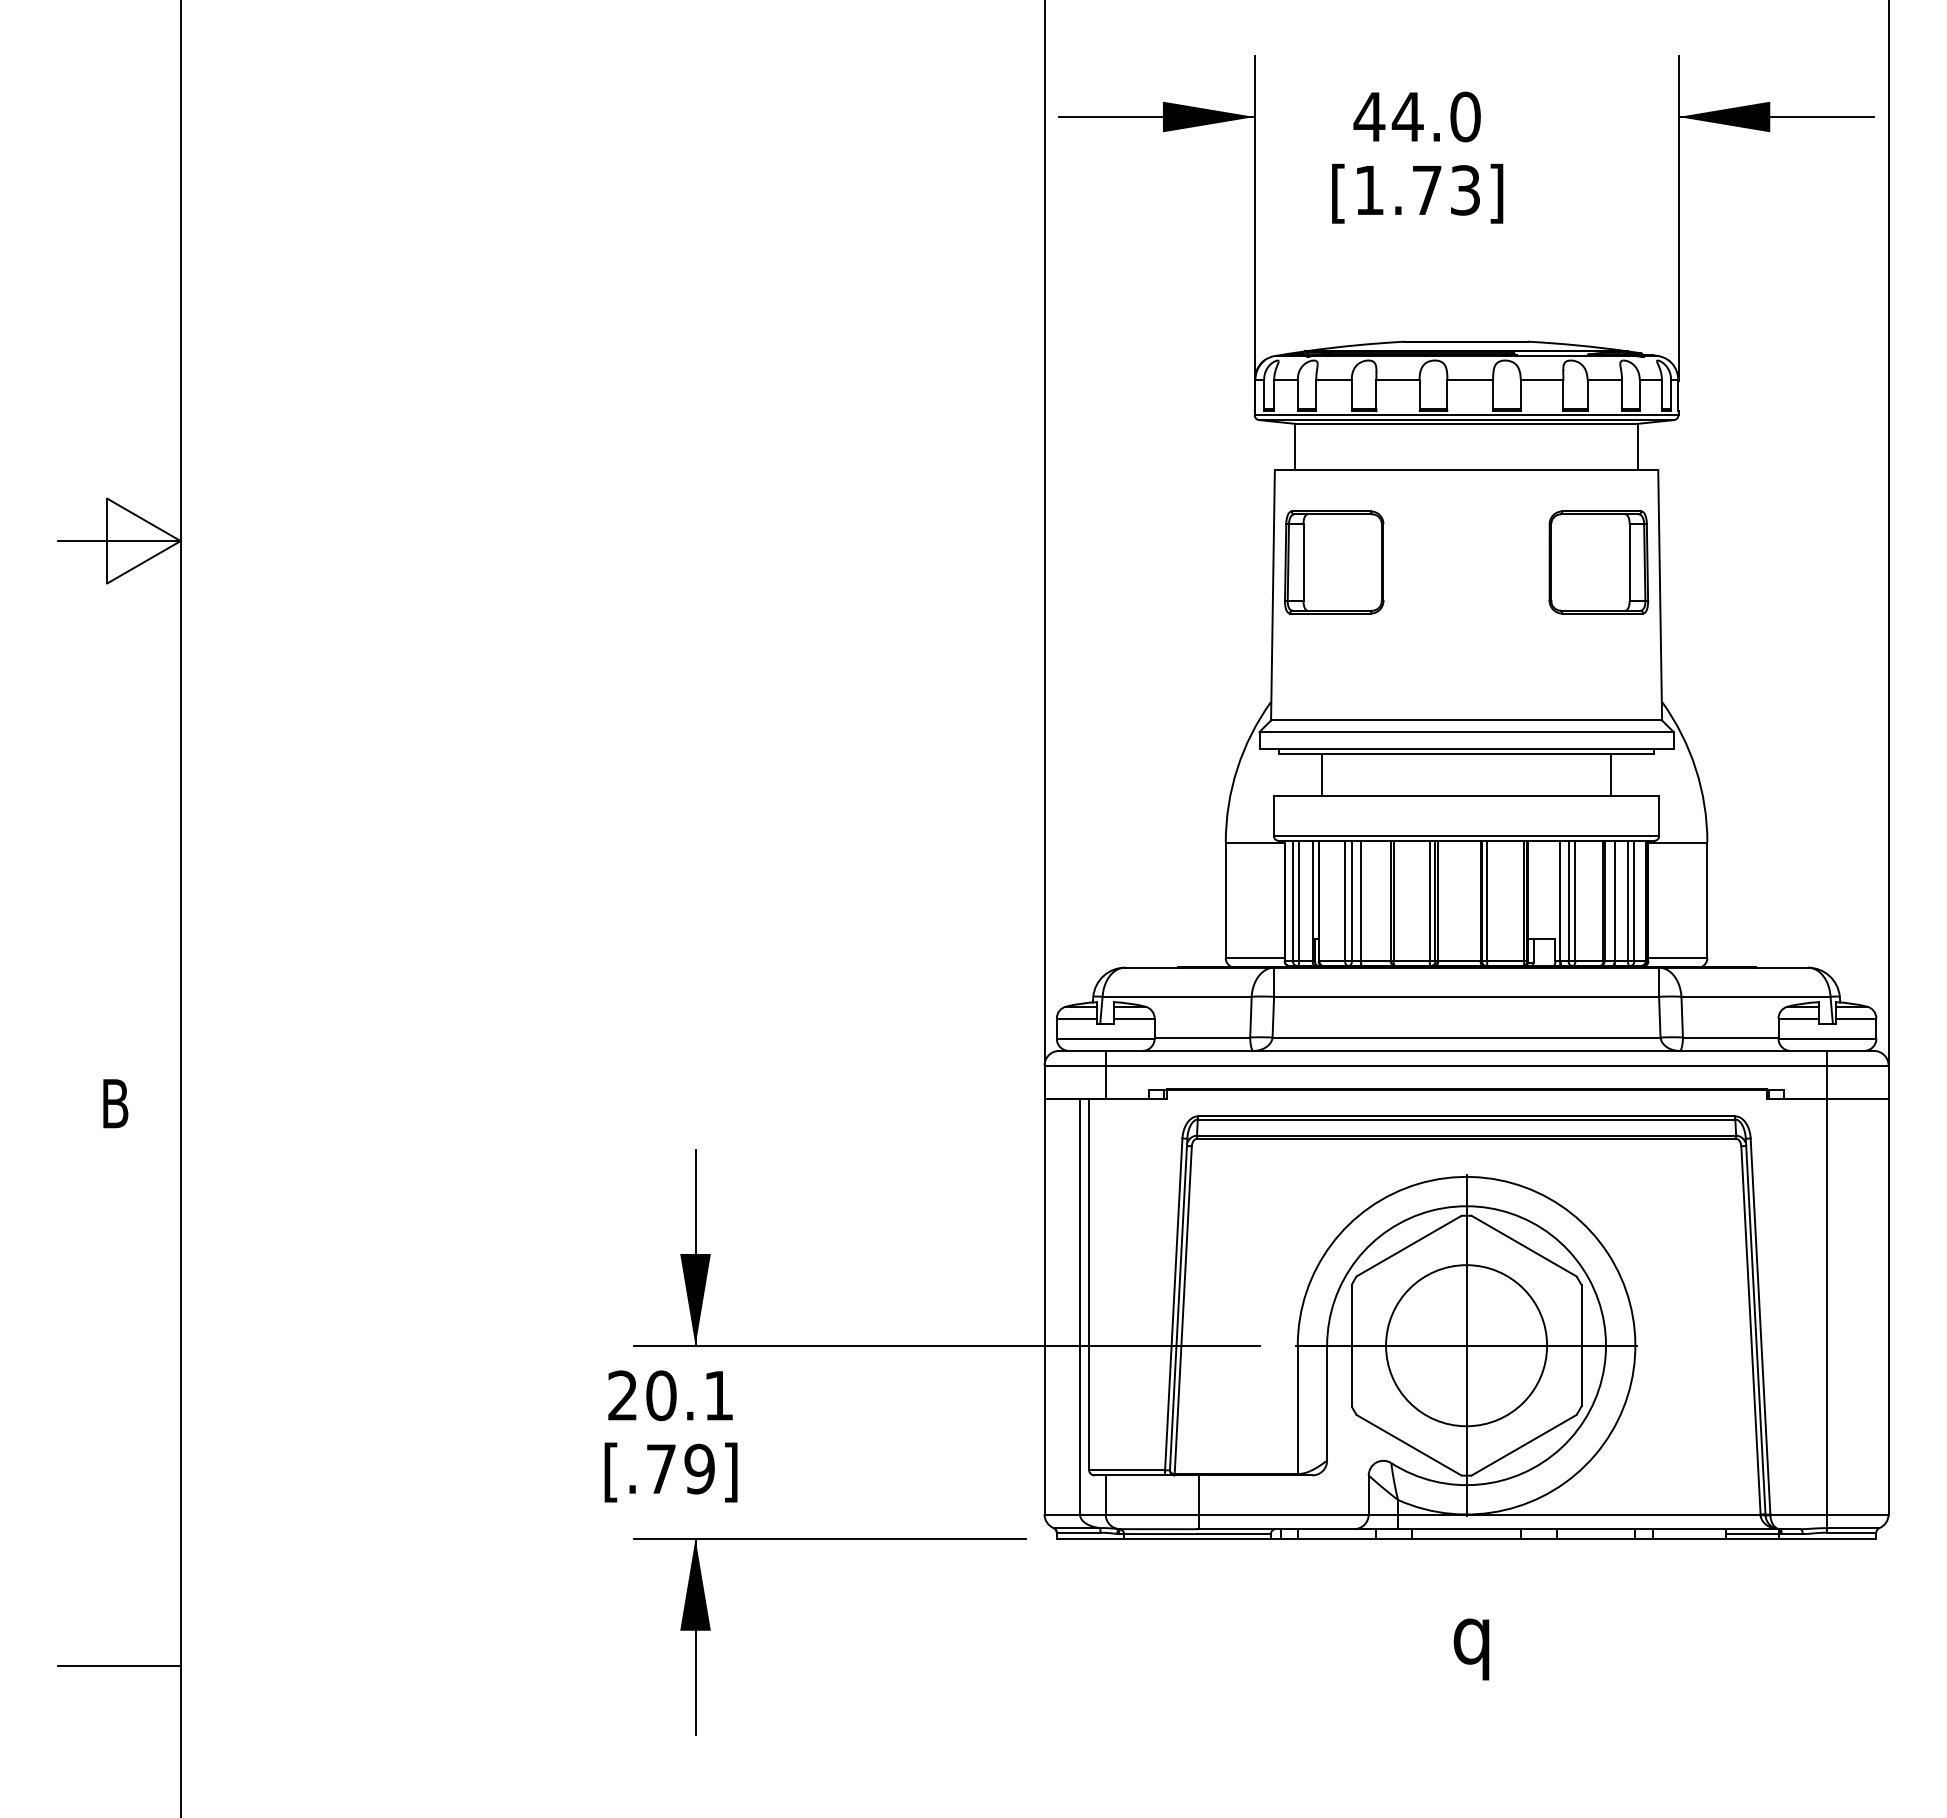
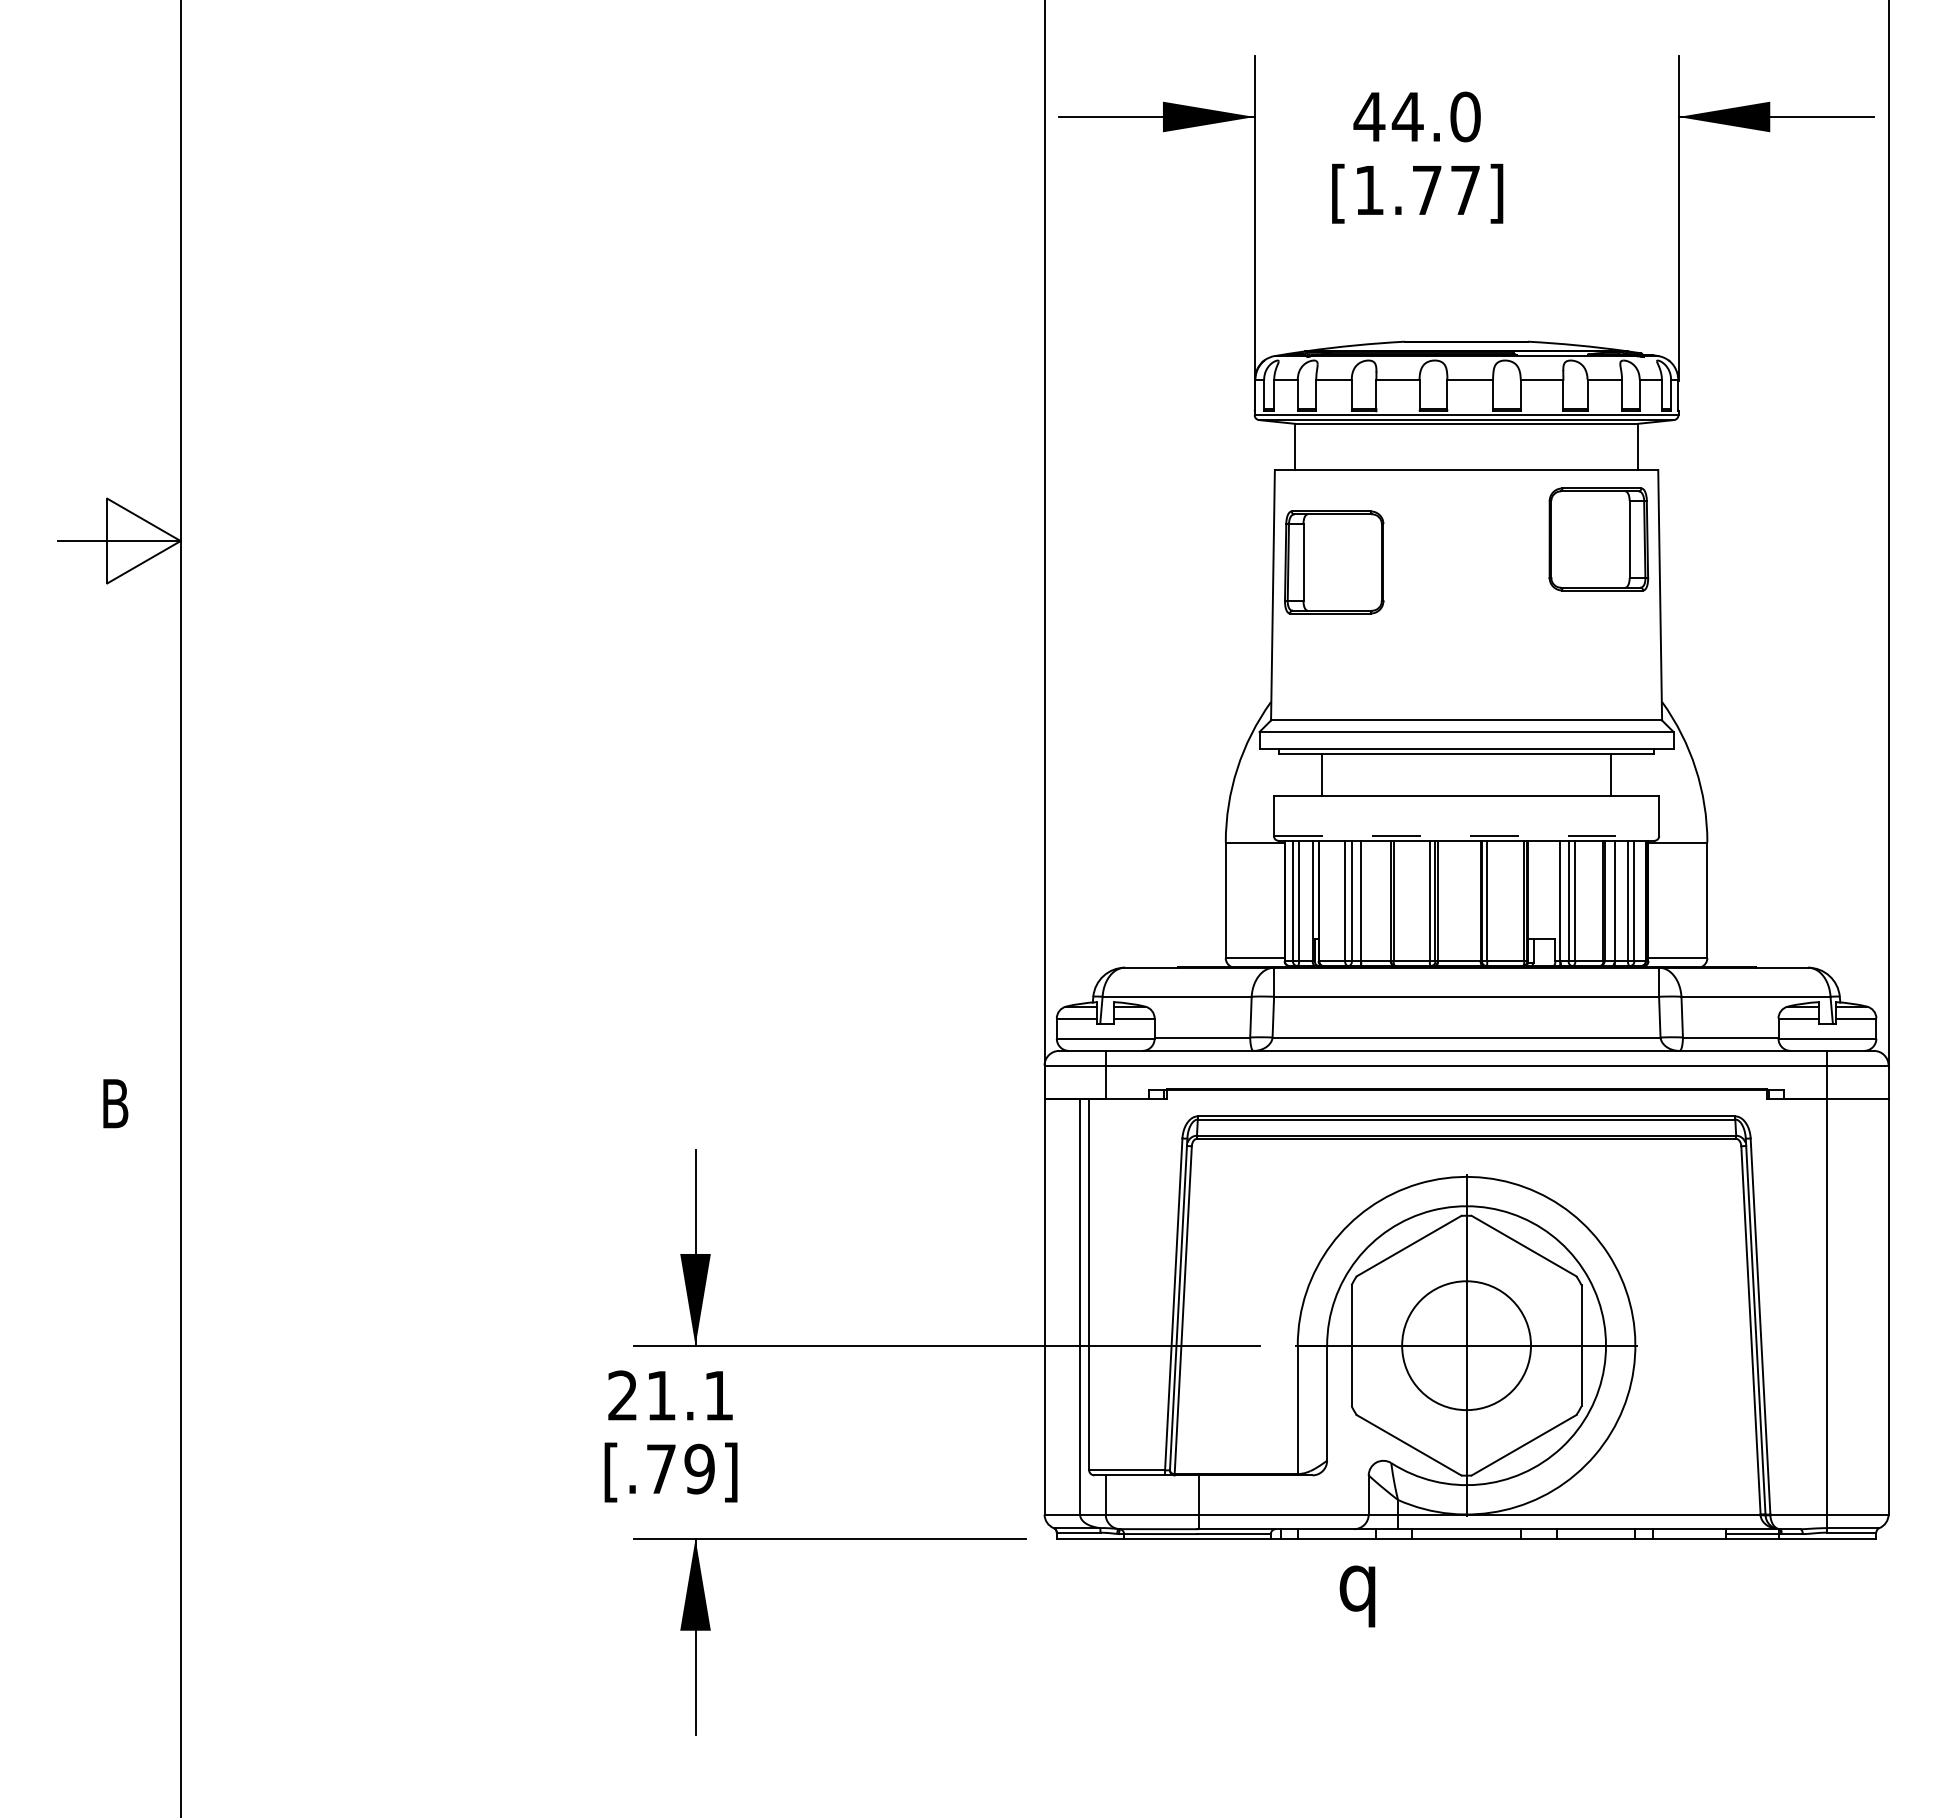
text: [1.73] -> [1.77] (1465, 190)
part position: (1598, 562) -> (1598, 539) (1598, 539)
line: solid -> dashed (1466, 836)
circle diameter: 161 px -> 129 px (1466, 1345)
text: 20.1 -> 21.1 (661, 1395)
text position: (1471, 1649) -> (1357, 1596) (1357, 1596)
line: present -> none (119, 1666)
